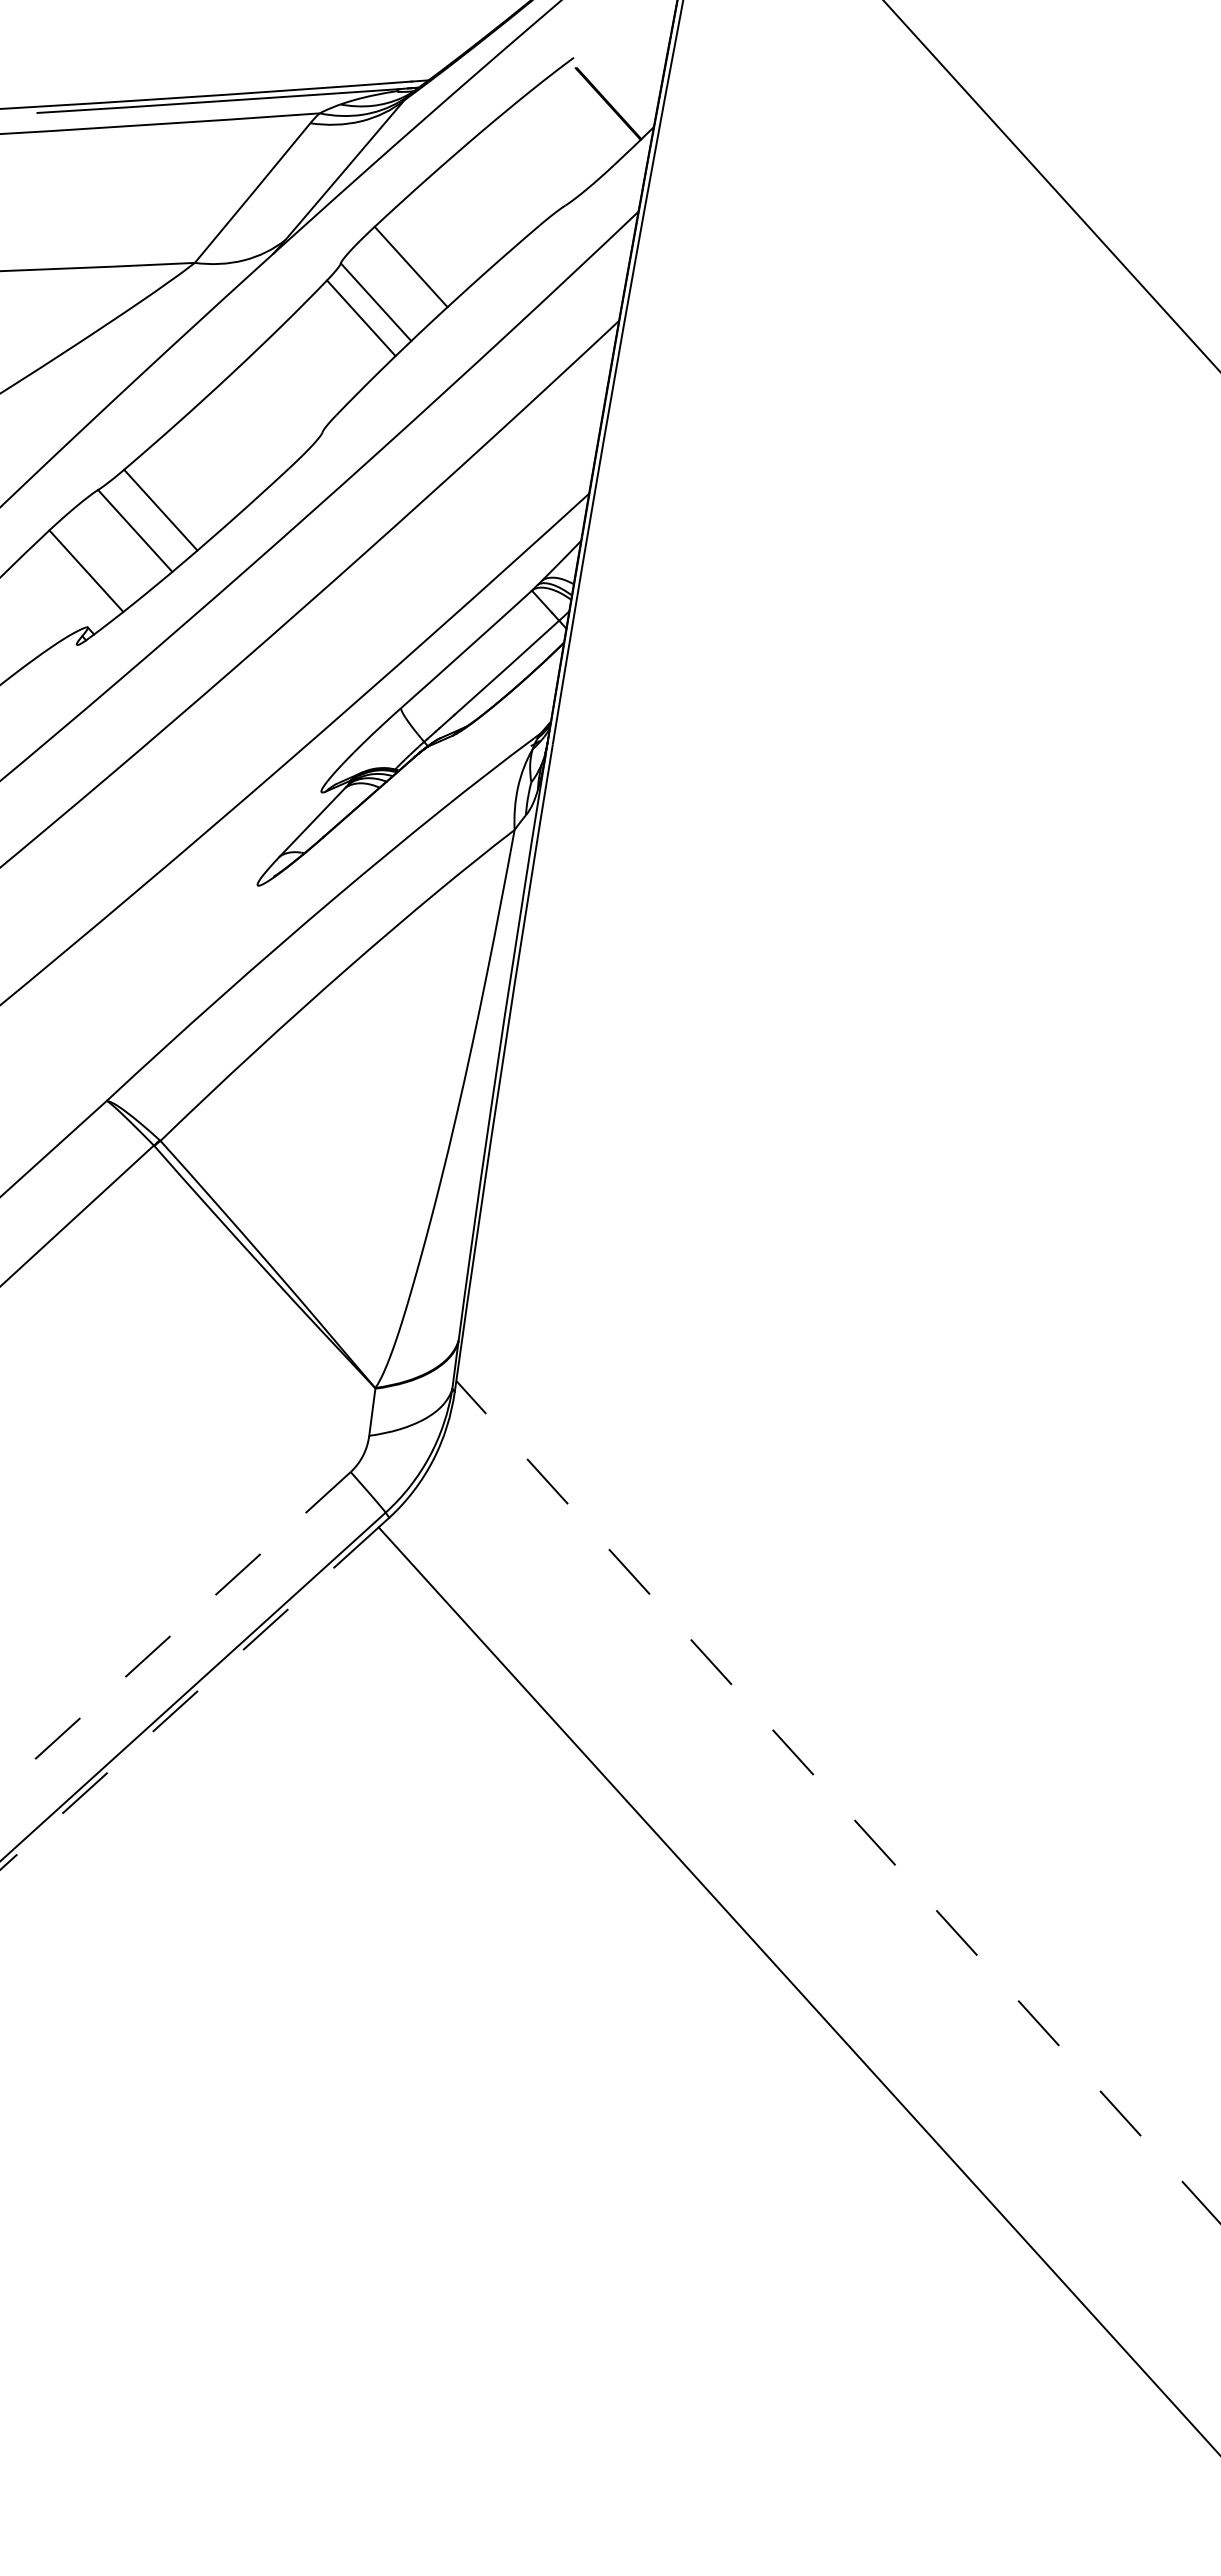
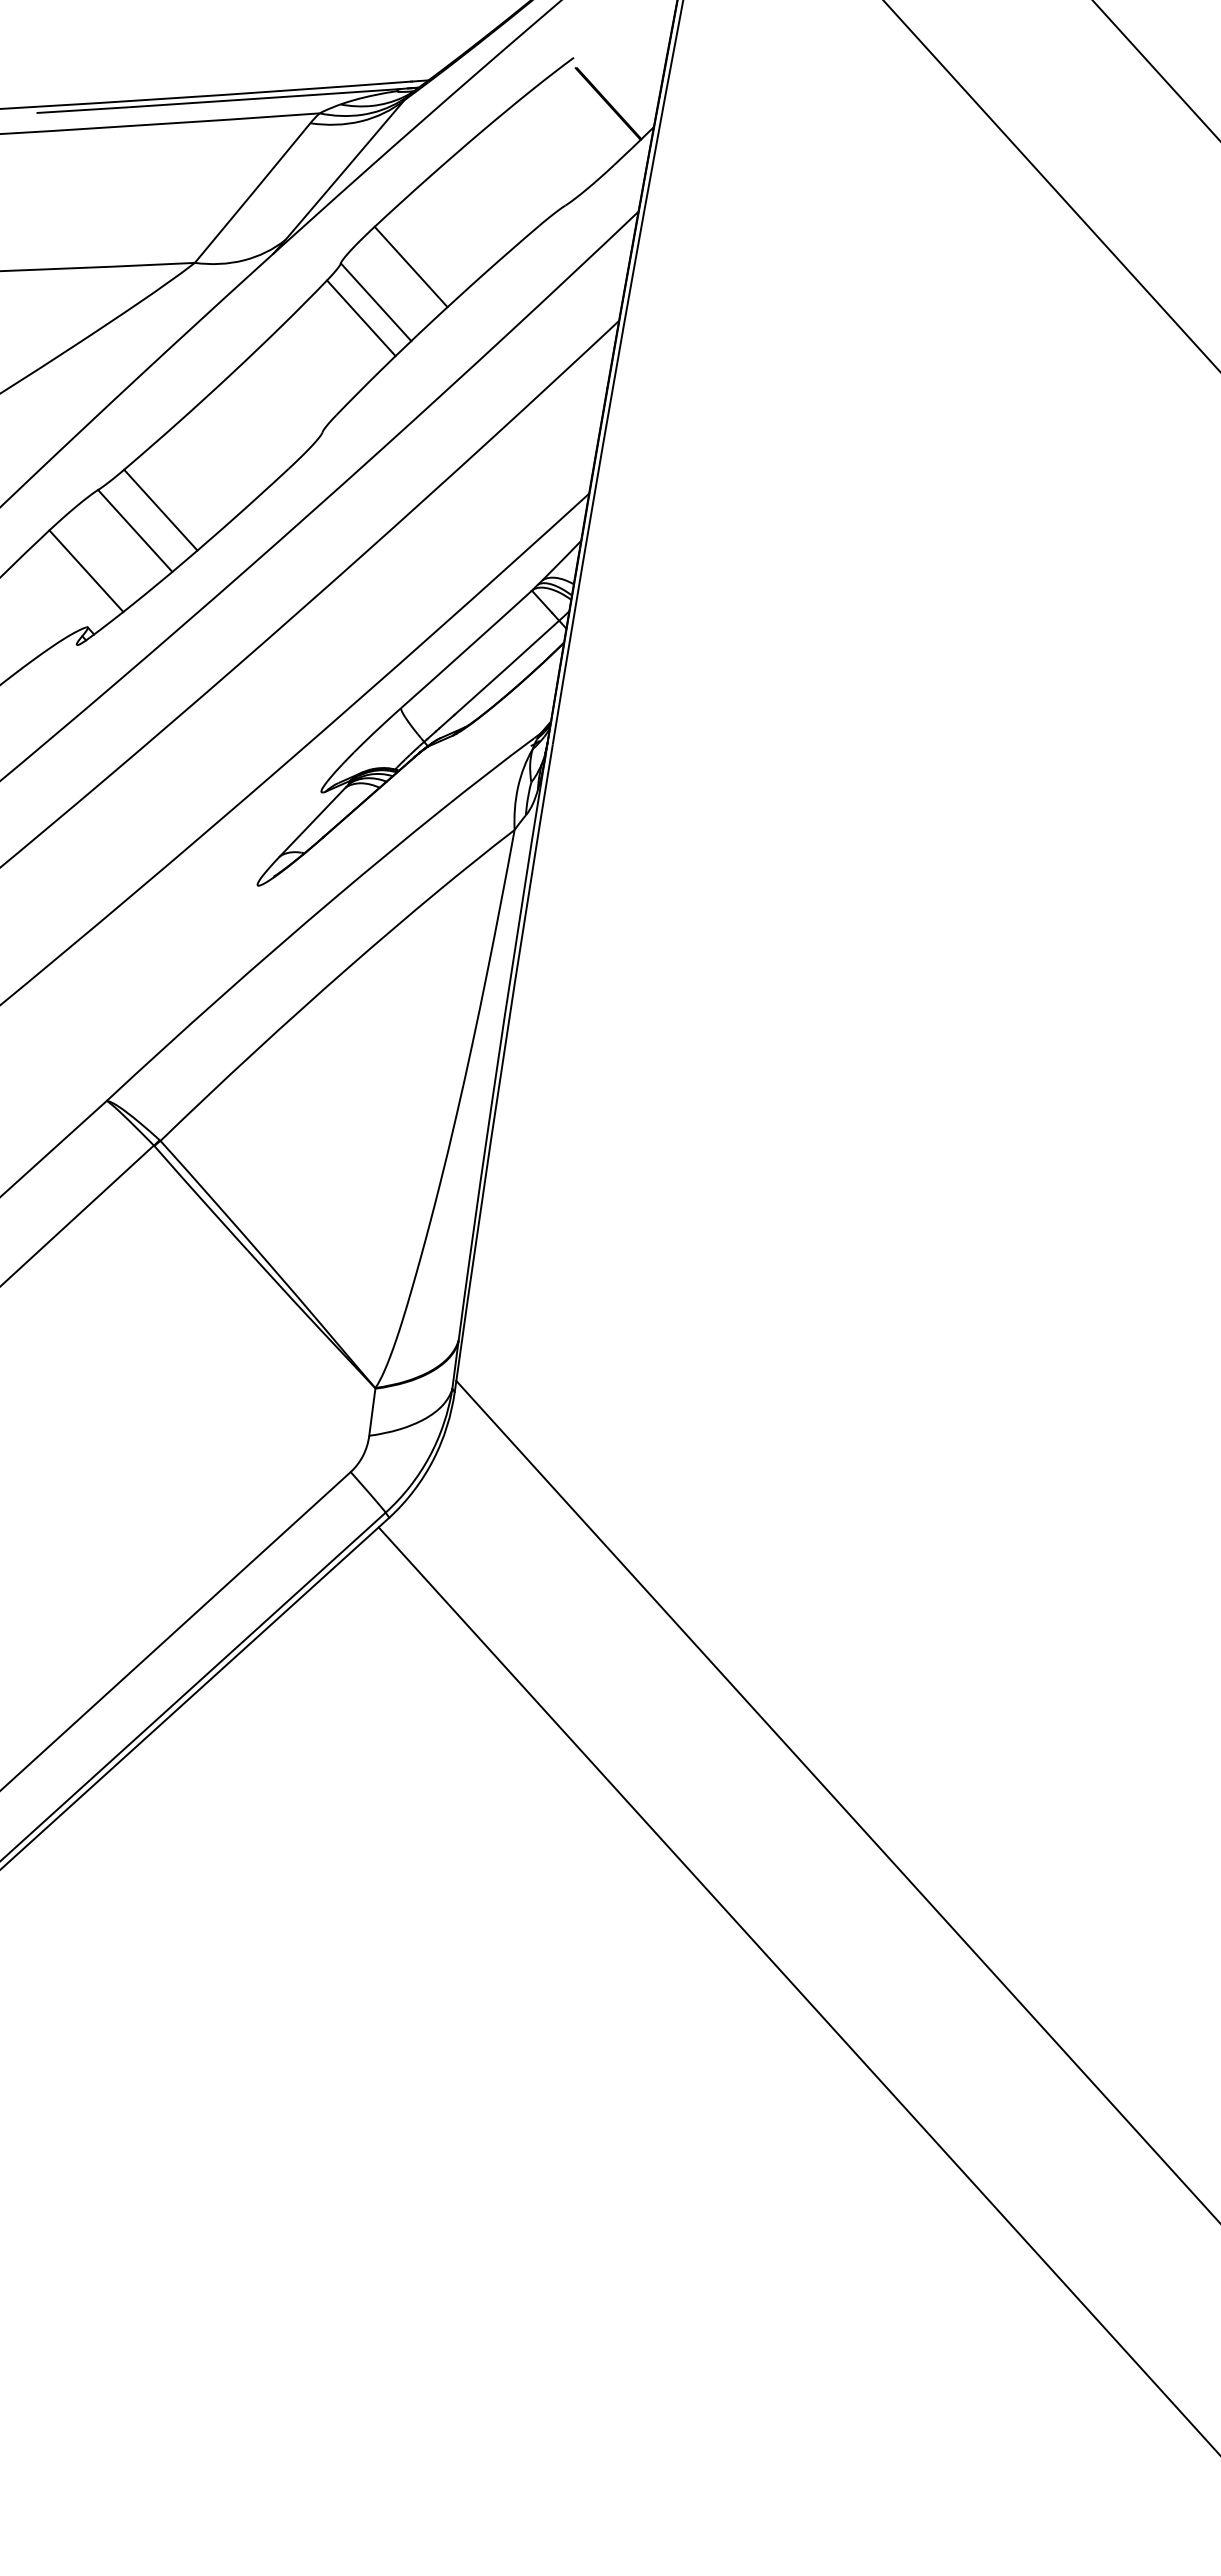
line: none -> present (1155, 70)
line: dashed -> solid (175, 1631)
line: dashed -> solid (189, 1699)
line: dashed -> solid (838, 1802)
